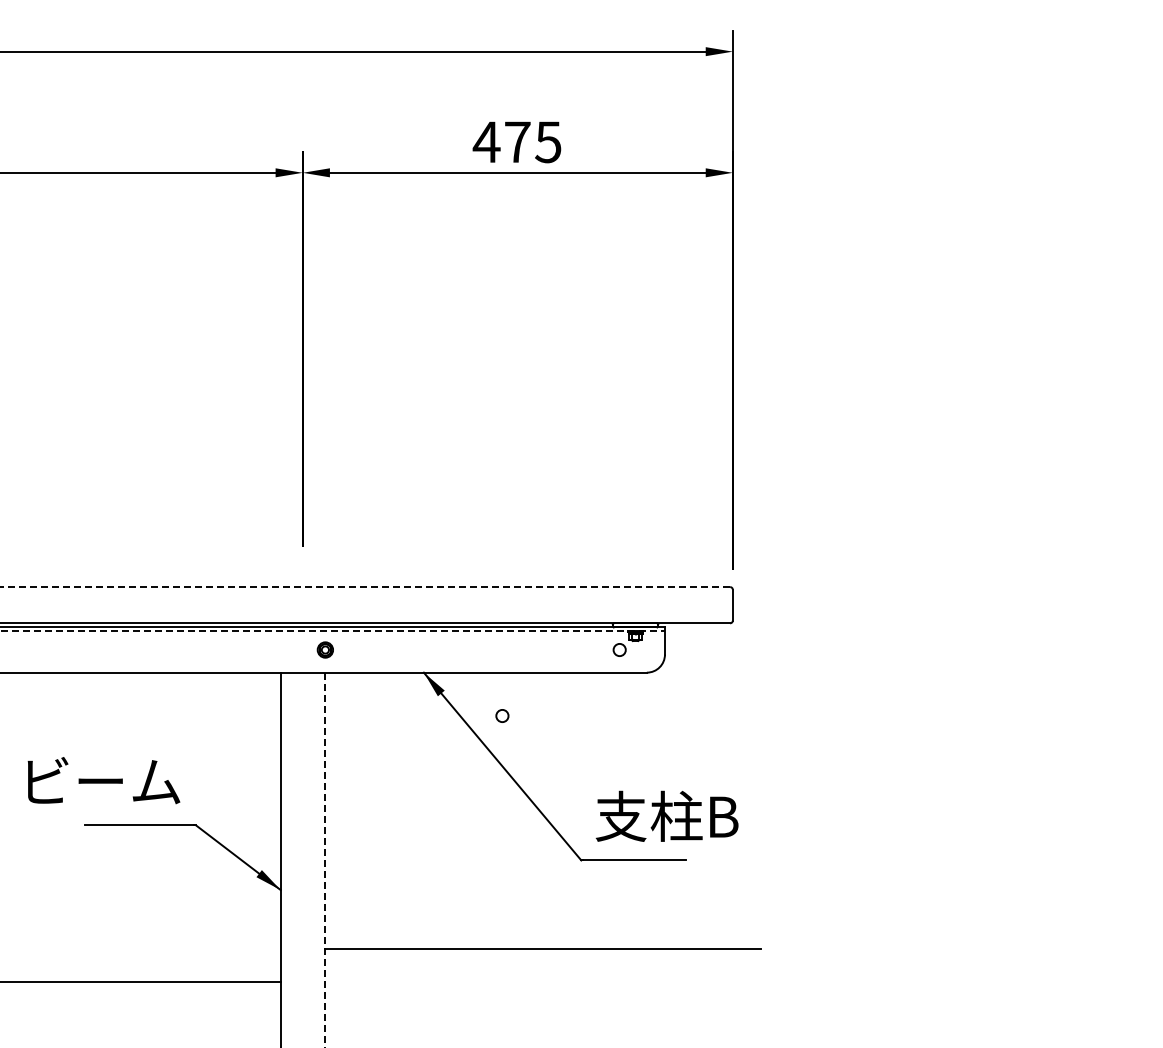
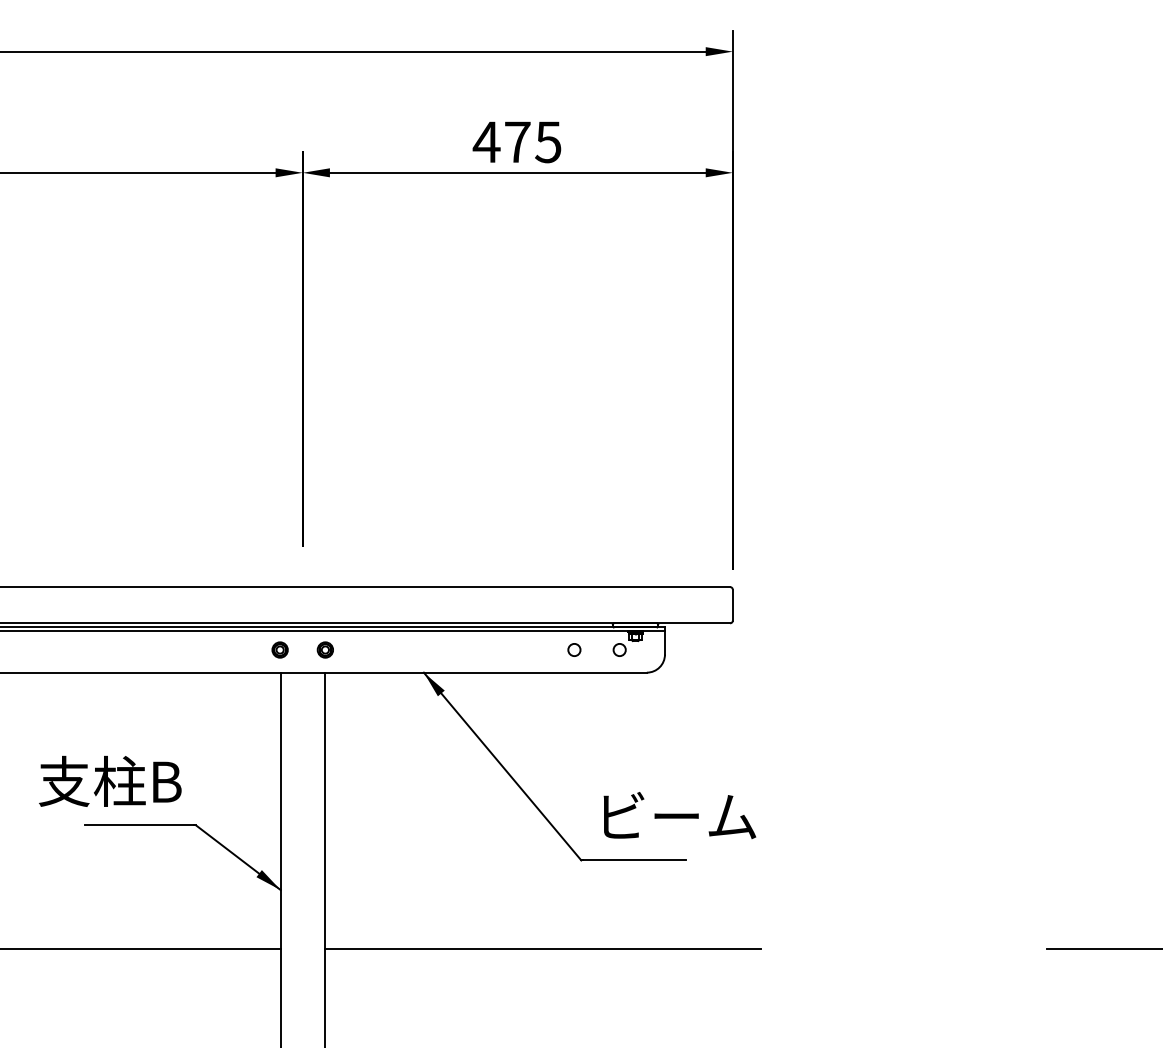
line: dashed -> solid (365, 587)
line: dashed -> solid (332, 631)
part: none -> present (279, 649)
circle position: (502, 715) -> (574, 649) (574, 649)
text: ビーム -> 支柱B (104, 780)
text: 支柱B -> ビーム (675, 815)
line: dashed -> solid (324, 860)
line: none -> present (1102, 949)
line position: (141, 982) -> (141, 949) (141, 949)
